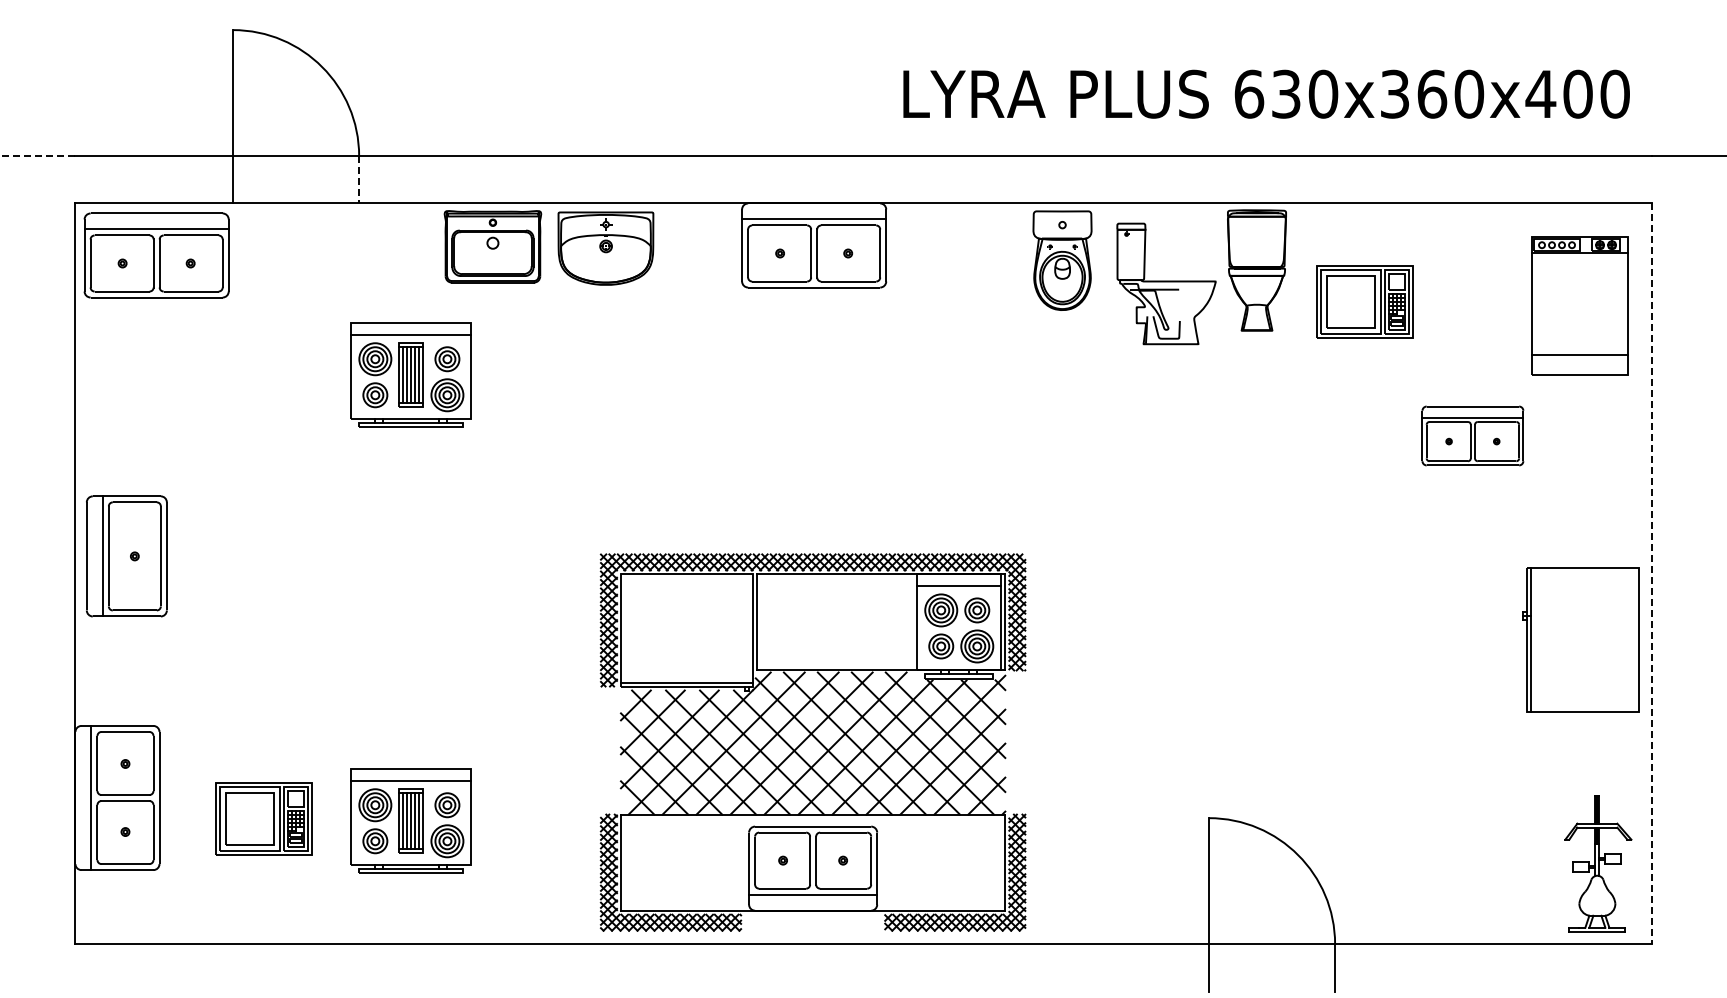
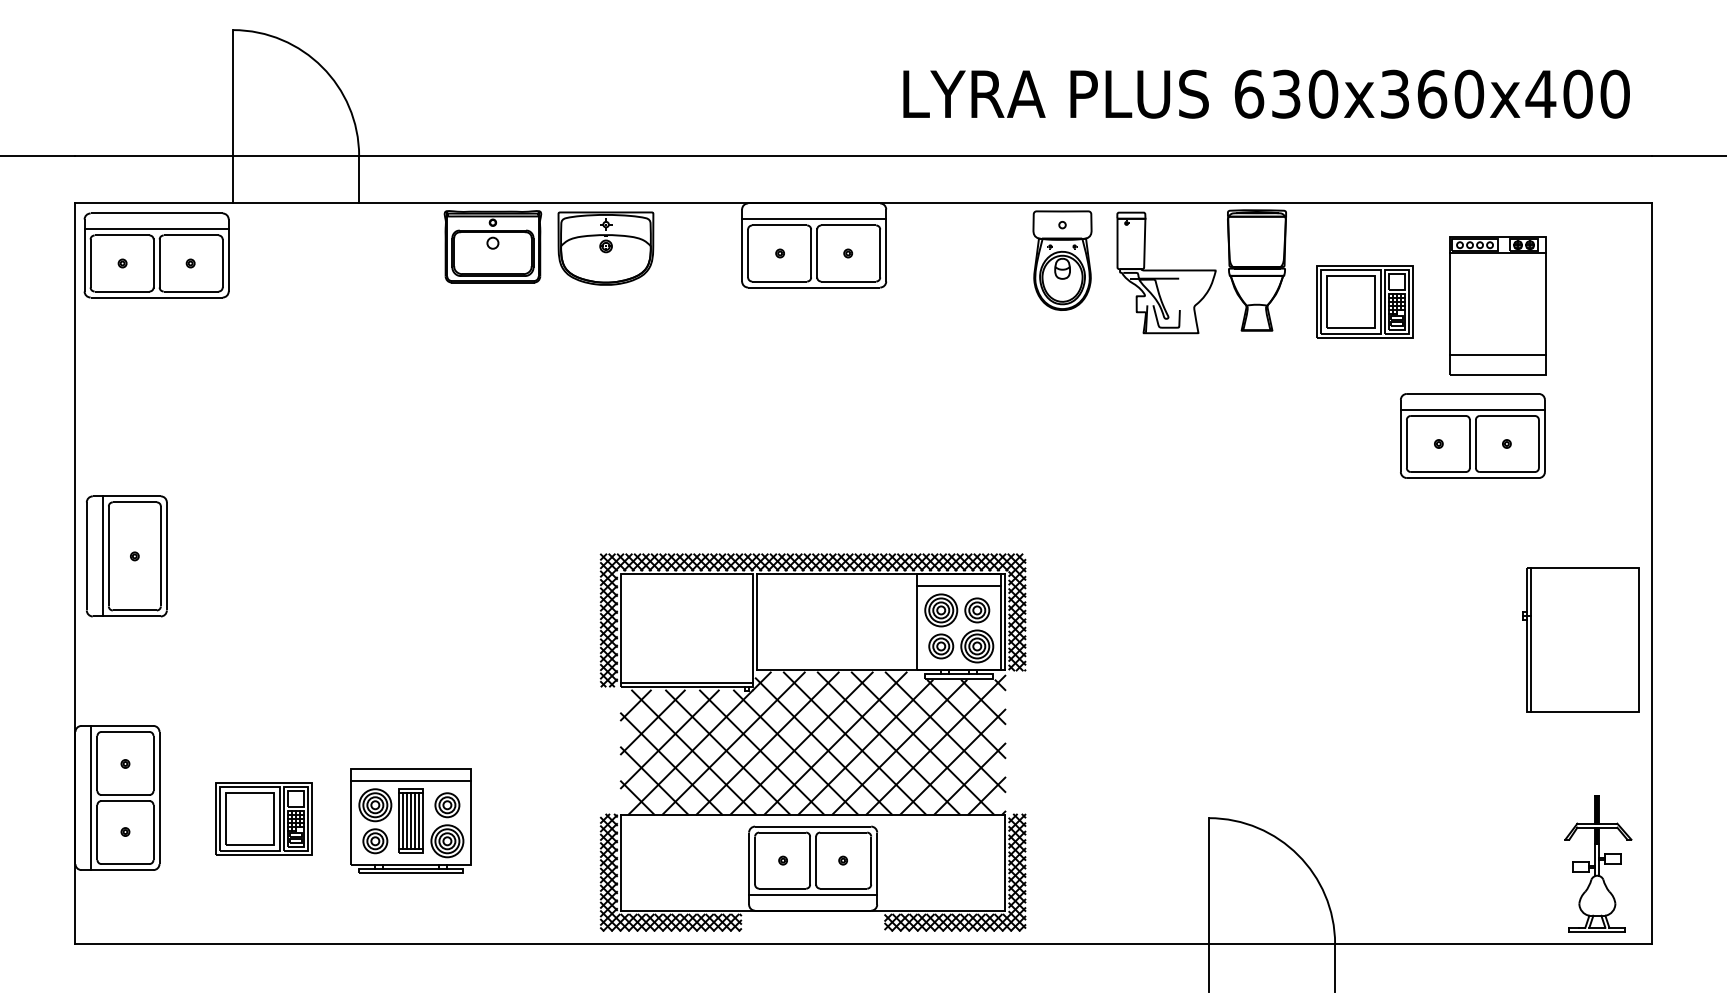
line: dashed -> solid (37, 156)
line: dashed -> solid (359, 179)
part position: (1166, 283) -> (1166, 272) (1166, 272)
part position: (1579, 305) -> (1497, 305) (1497, 305)
part: present -> none (410, 374)
part size: 104x62 px -> 146x86 px (1472, 435)
line: dashed -> solid (1651, 574)
